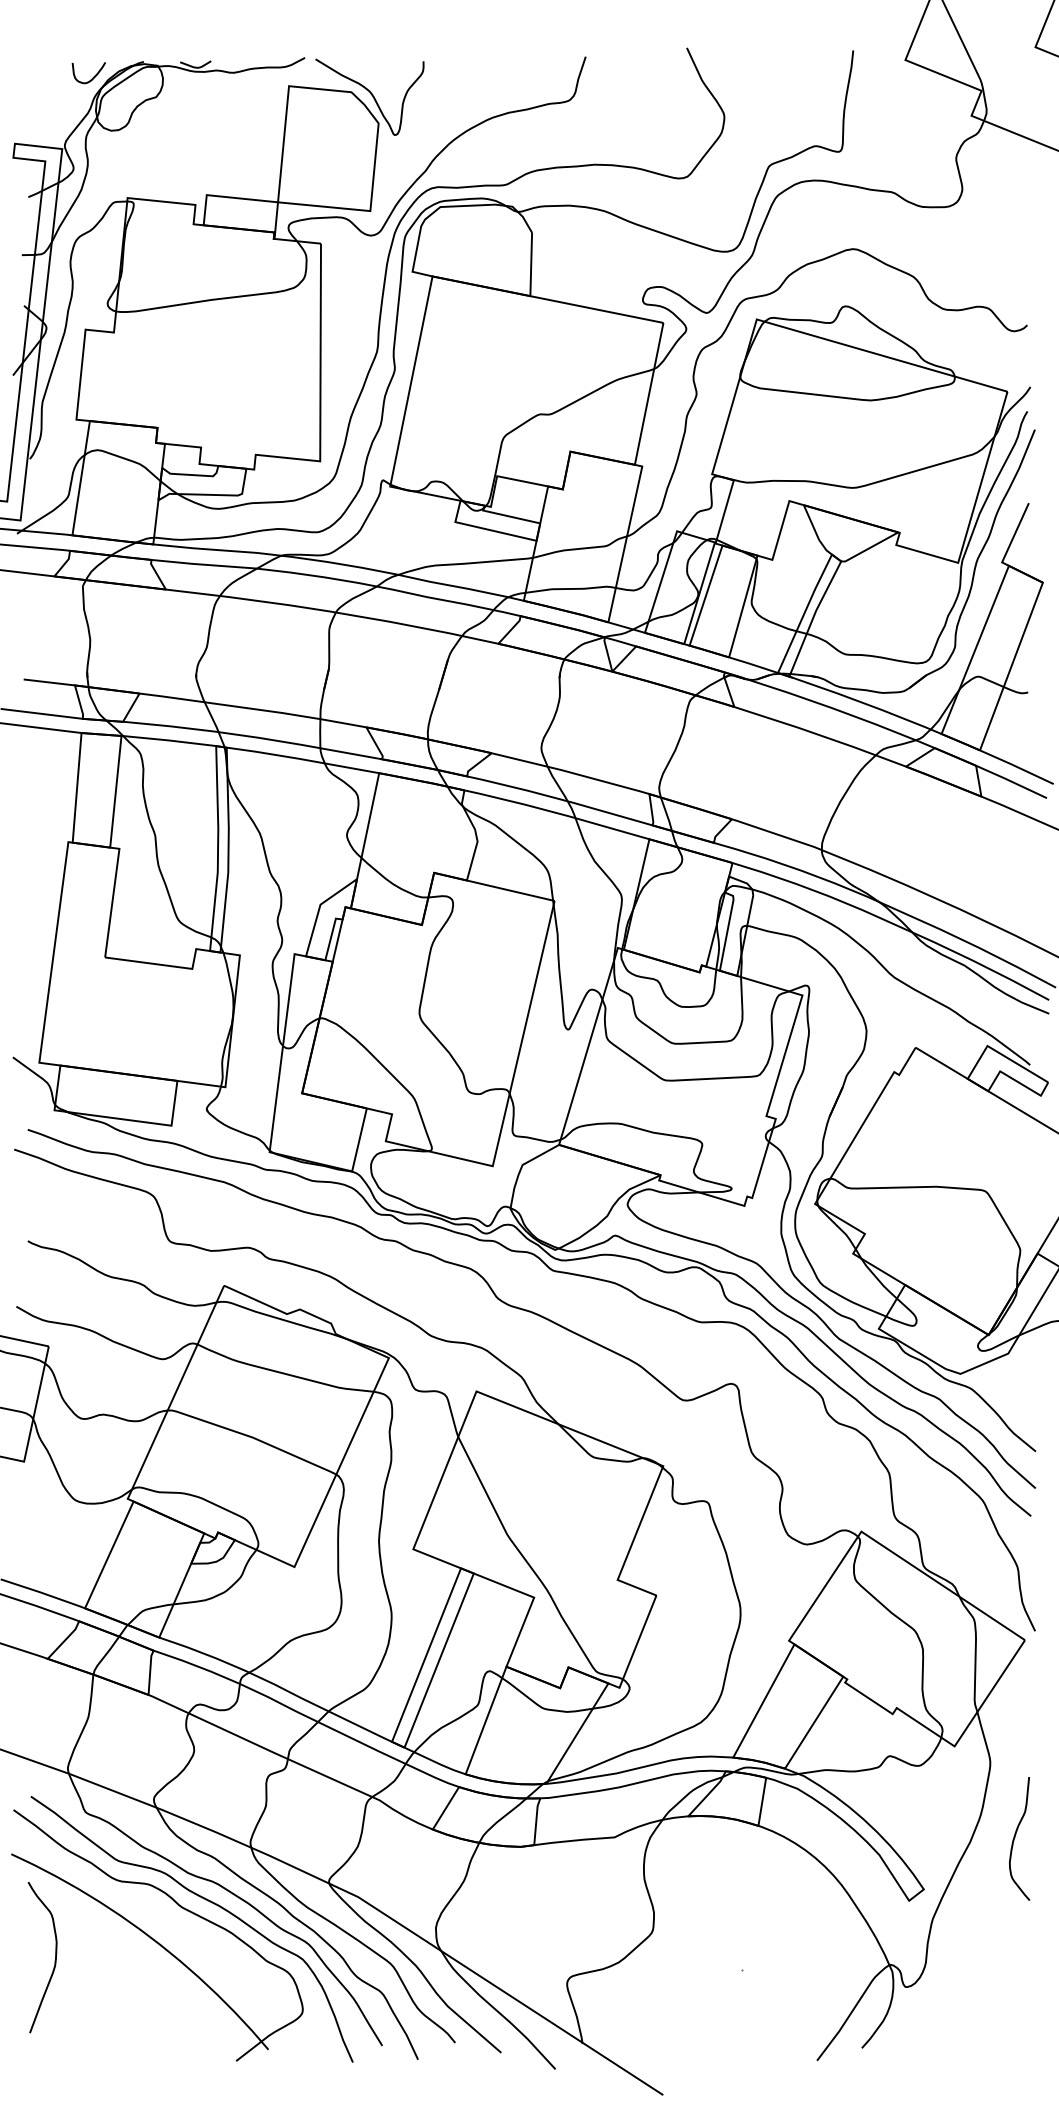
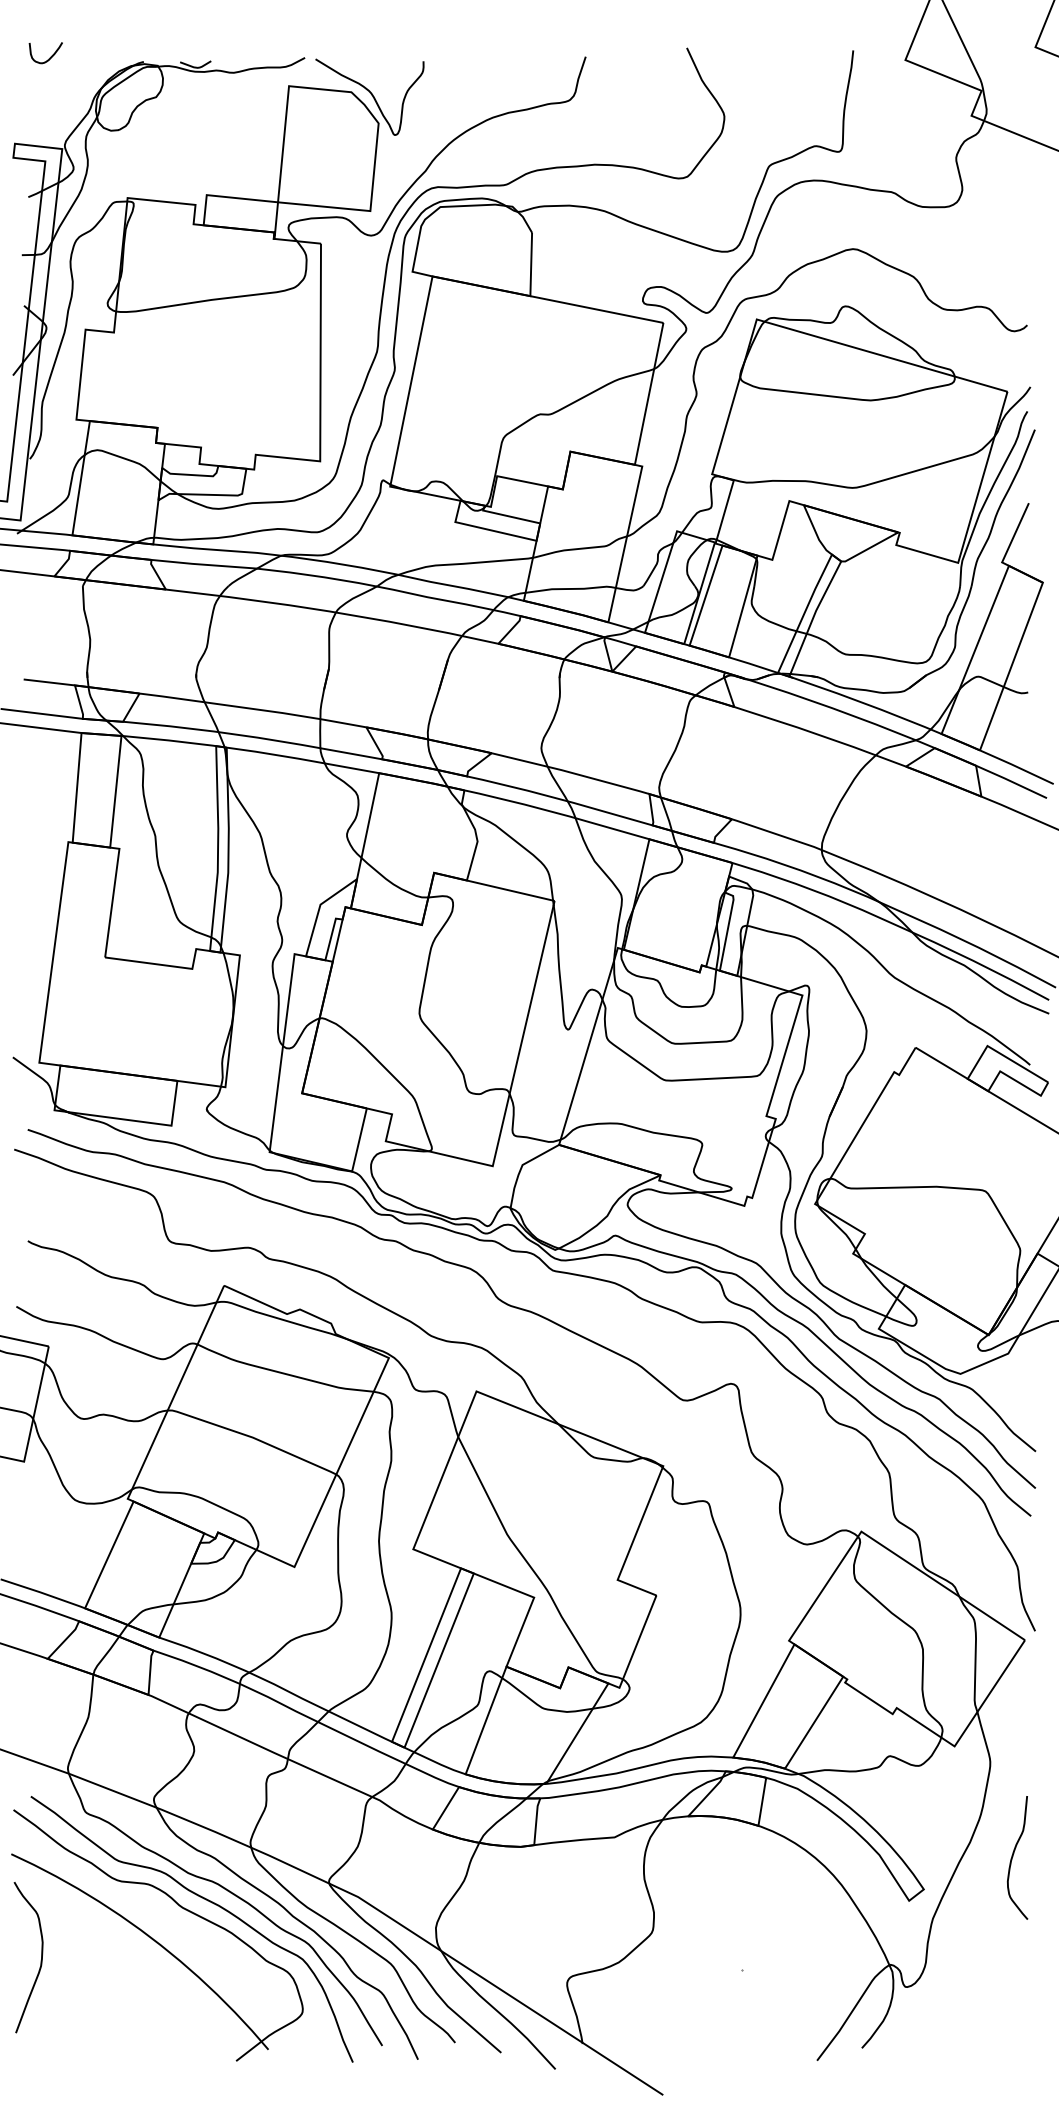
curve position: (92, 77) -> (49, 57) (49, 57)
curve position: (1015, 1837) -> (1013, 1856) (1013, 1856)
curve position: (54, 1960) -> (40, 1960) (40, 1960)
